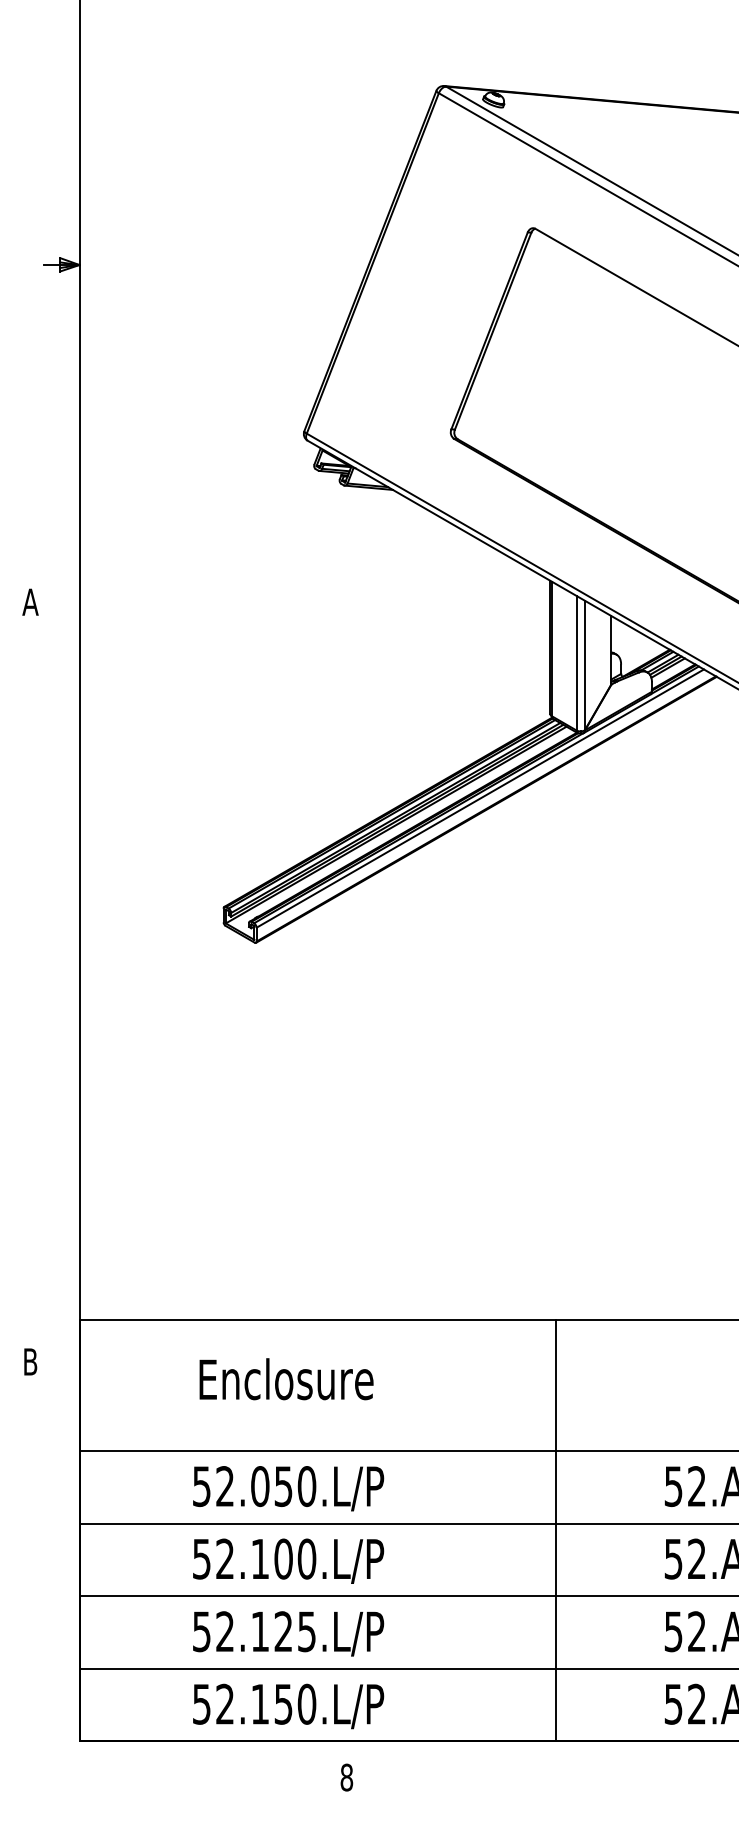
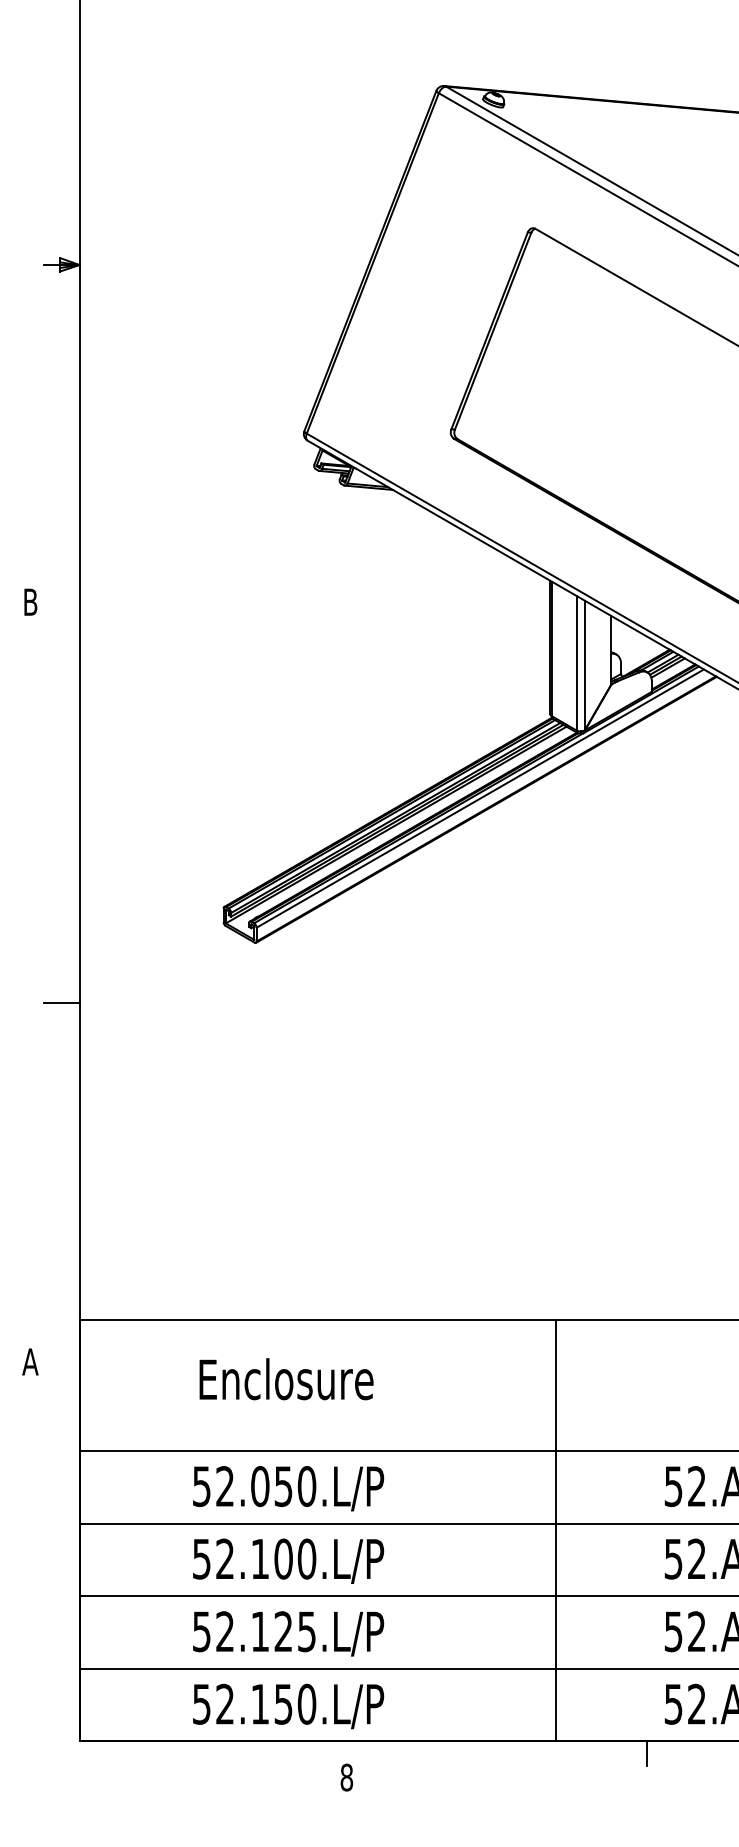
text: A -> B (30, 601)
line: none -> present (61, 1003)
text: B -> A (30, 1361)
line: none -> present (646, 1753)
